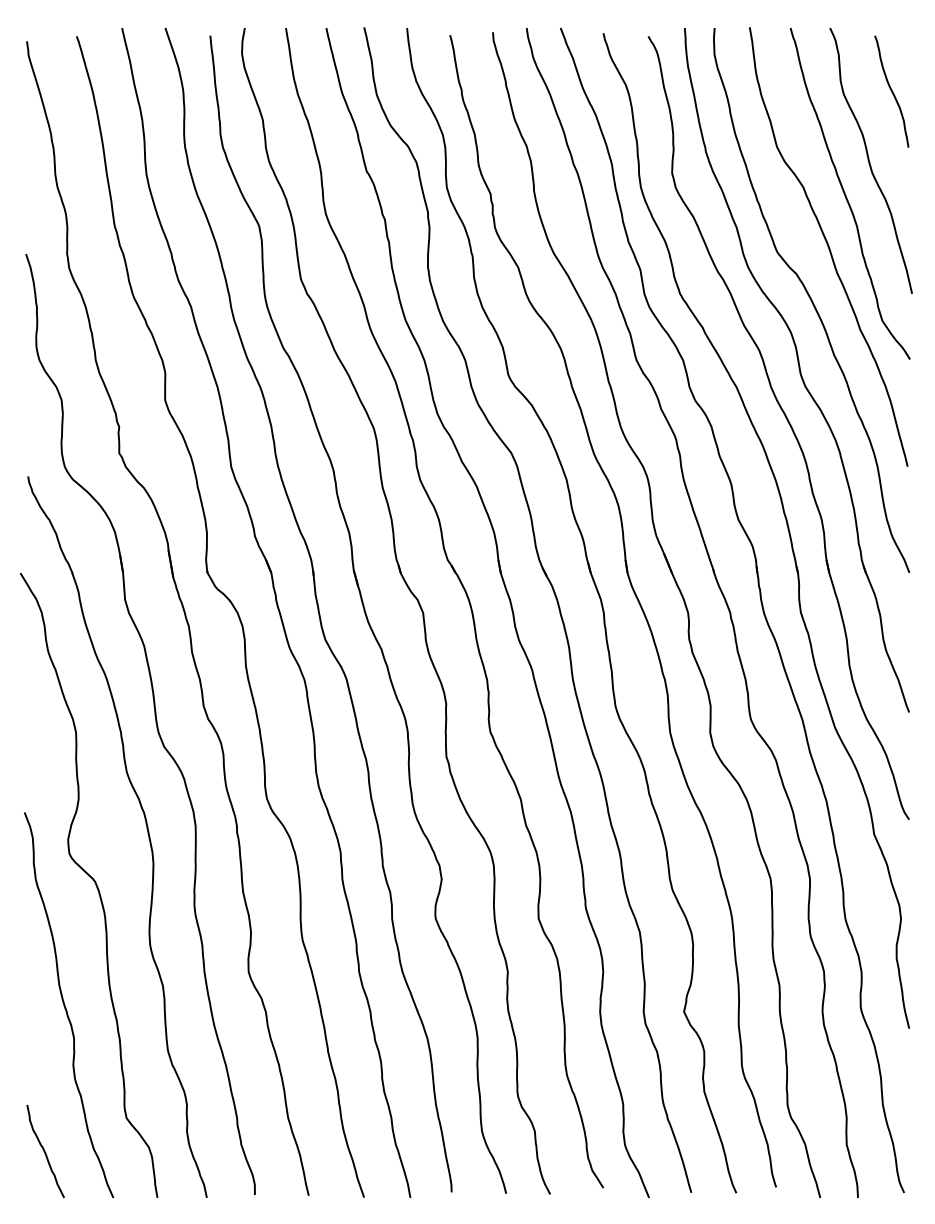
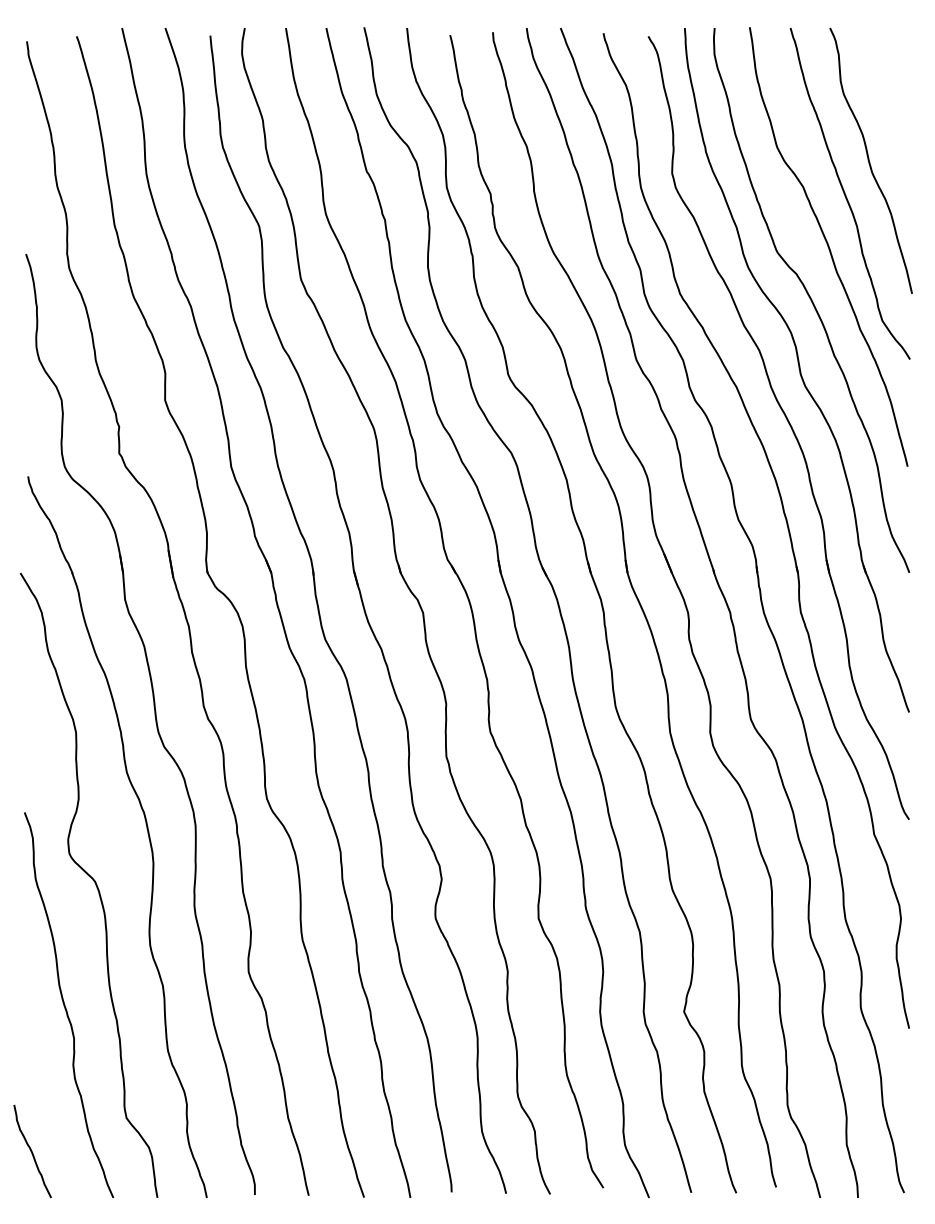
curve: present -> none (891, 91)
curve position: (45, 1151) -> (32, 1151) (32, 1151)
